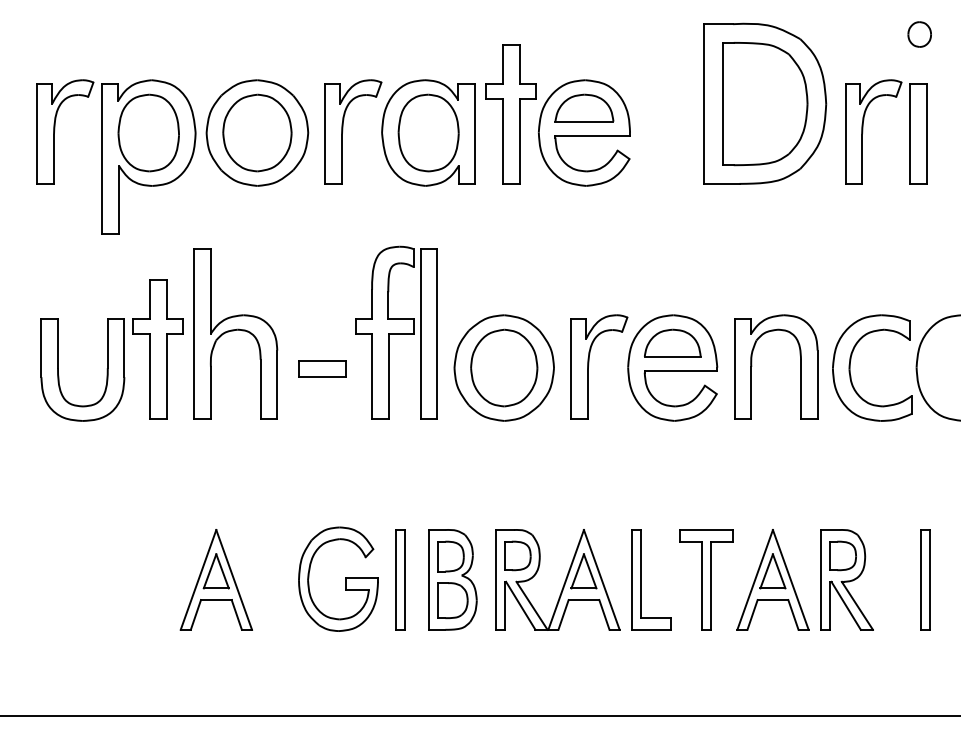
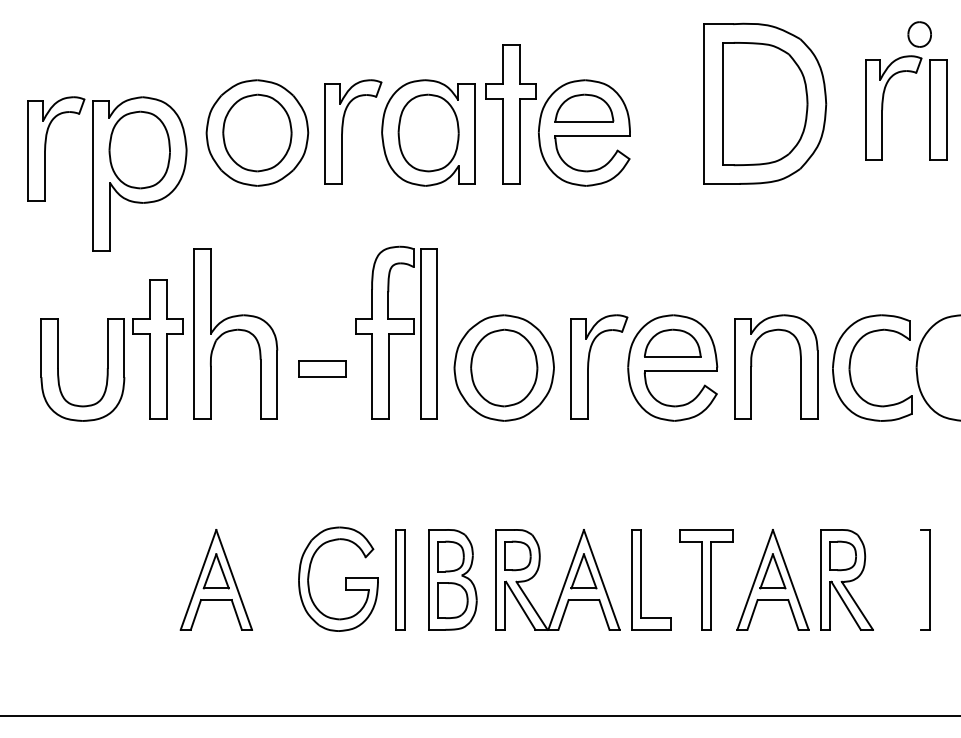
part position: (863, 131) -> (883, 107) (883, 107)
part position: (116, 156) -> (107, 173) (107, 173)
line: present -> none (921, 579)
